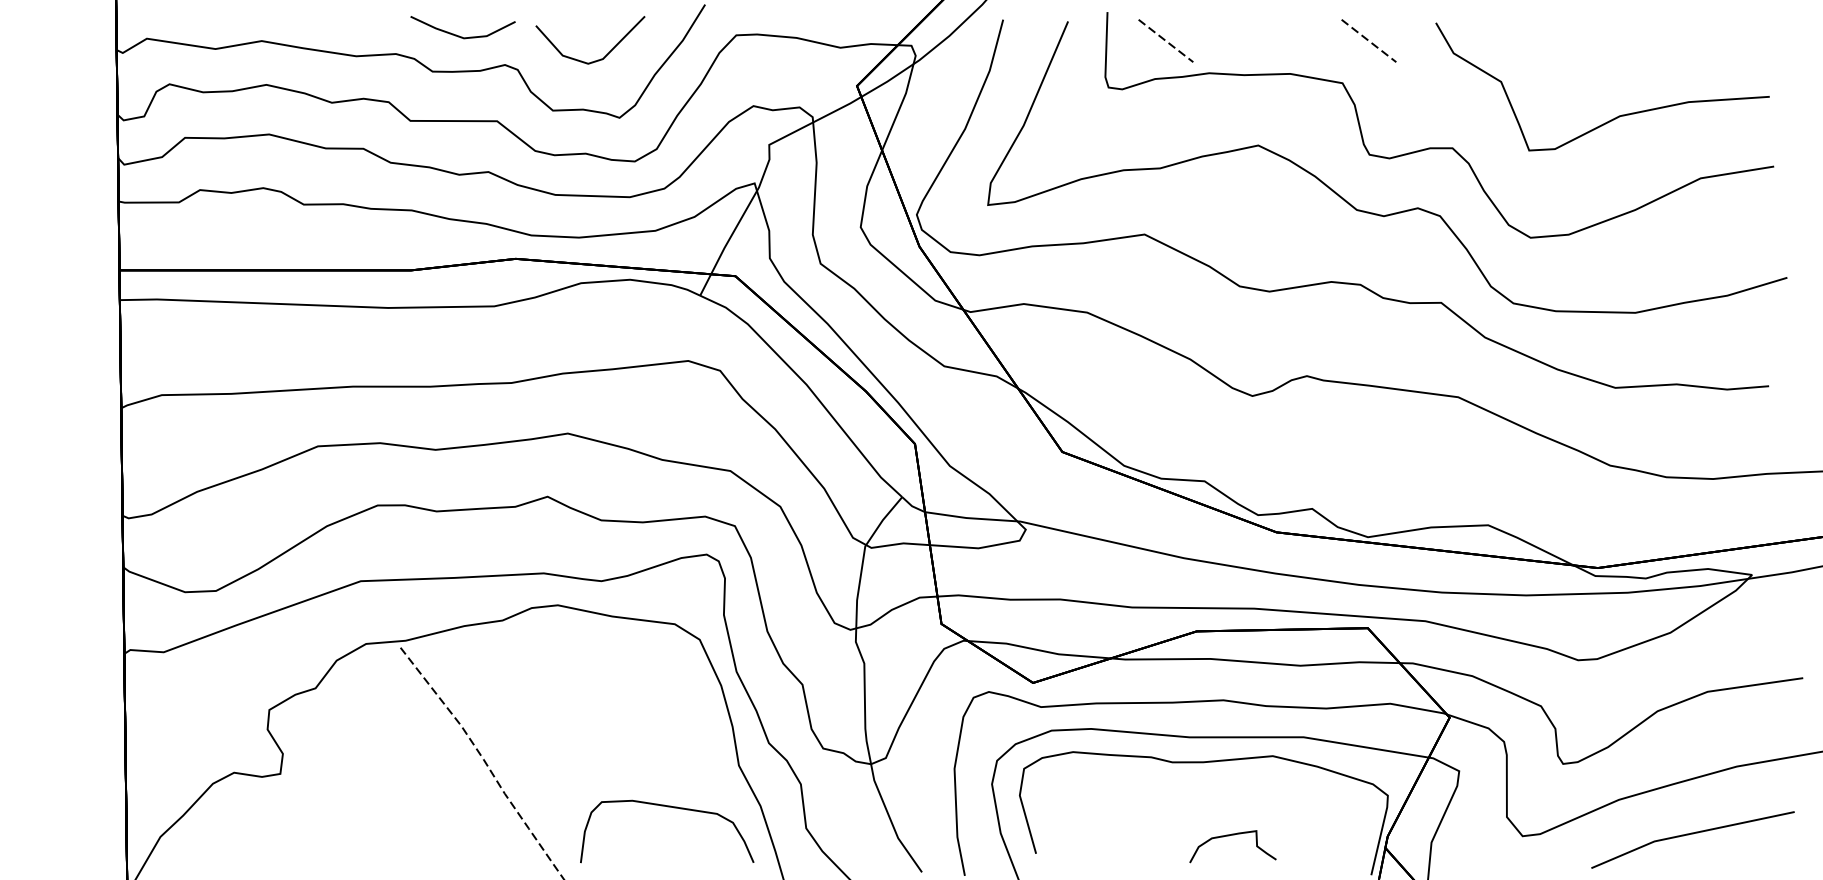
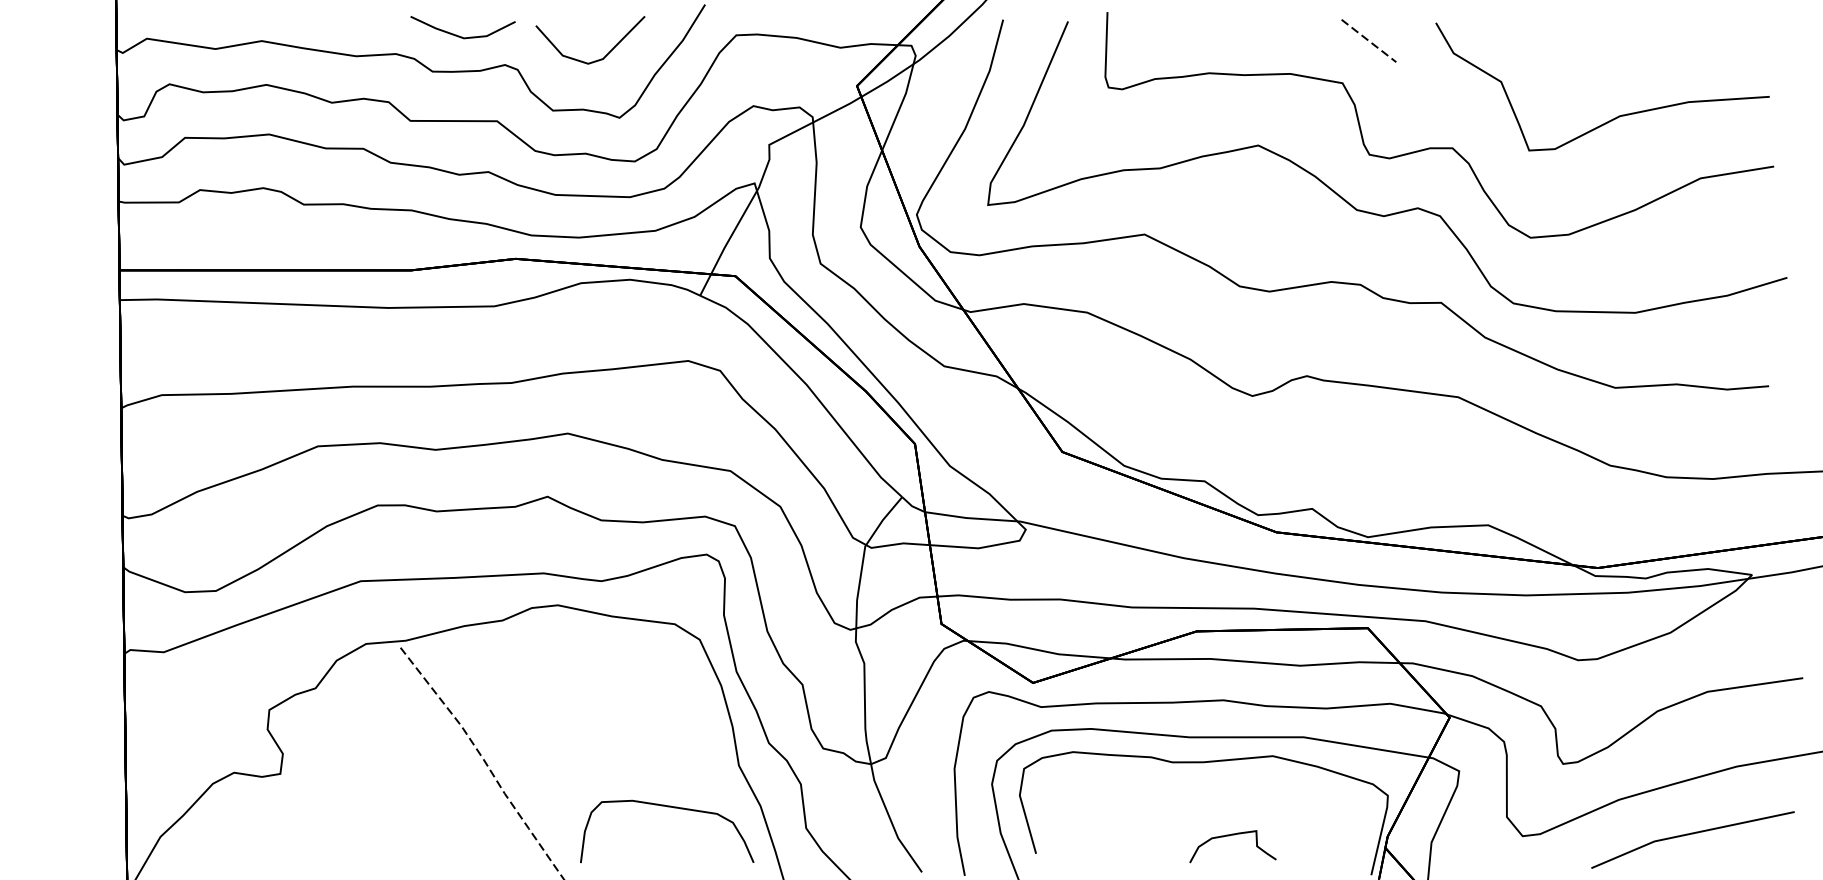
line: present -> none (1165, 40)
